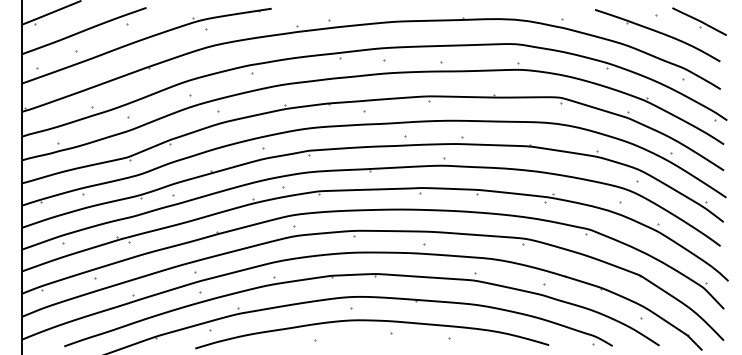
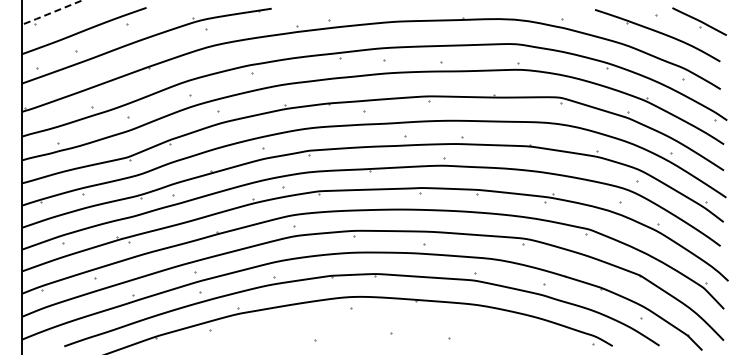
line: solid -> dashed (50, 13)
curve: present -> none (372, 321)
